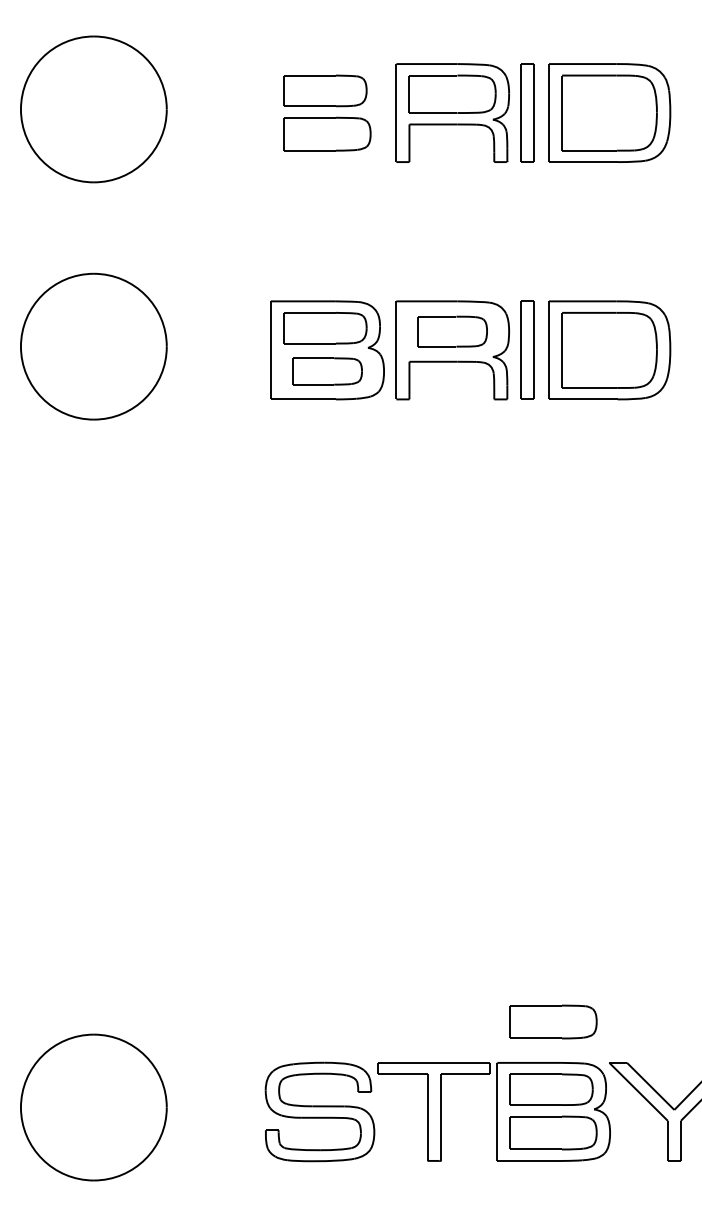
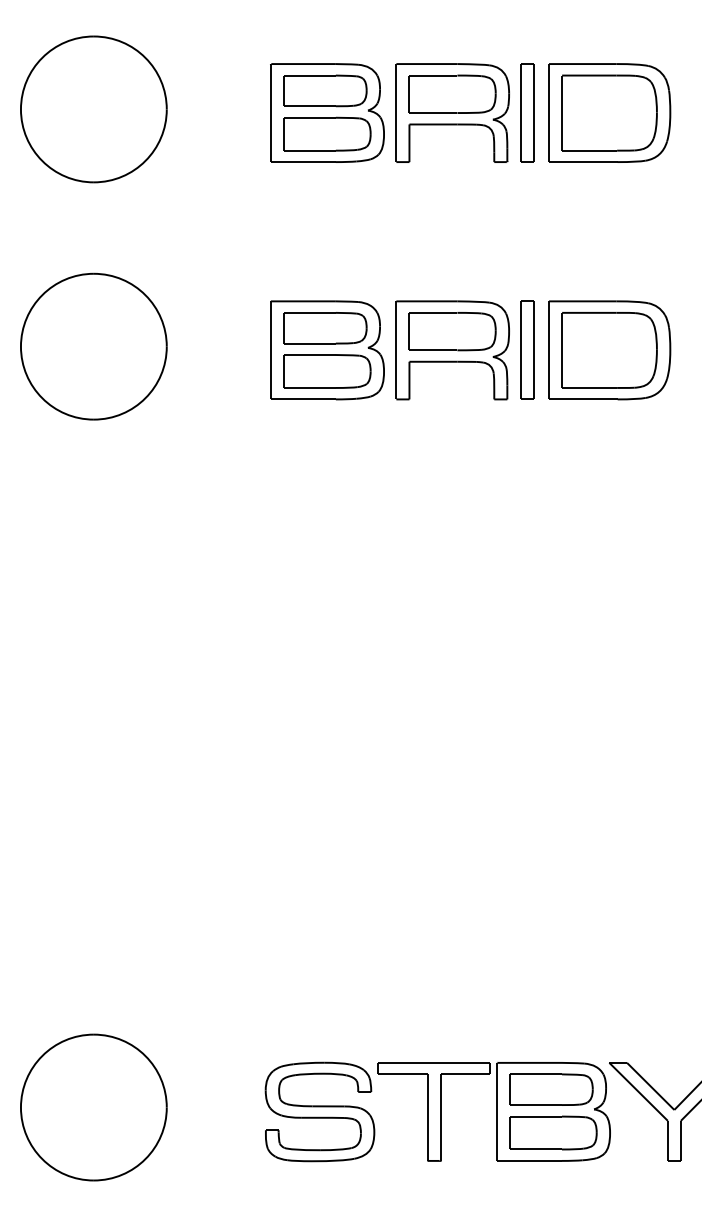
part: none -> present (327, 112)
part size: 71x33 px -> 89x40 px (452, 331)
part size: 71x29 px -> 89x35 px (327, 371)
part: present -> none (553, 1021)
